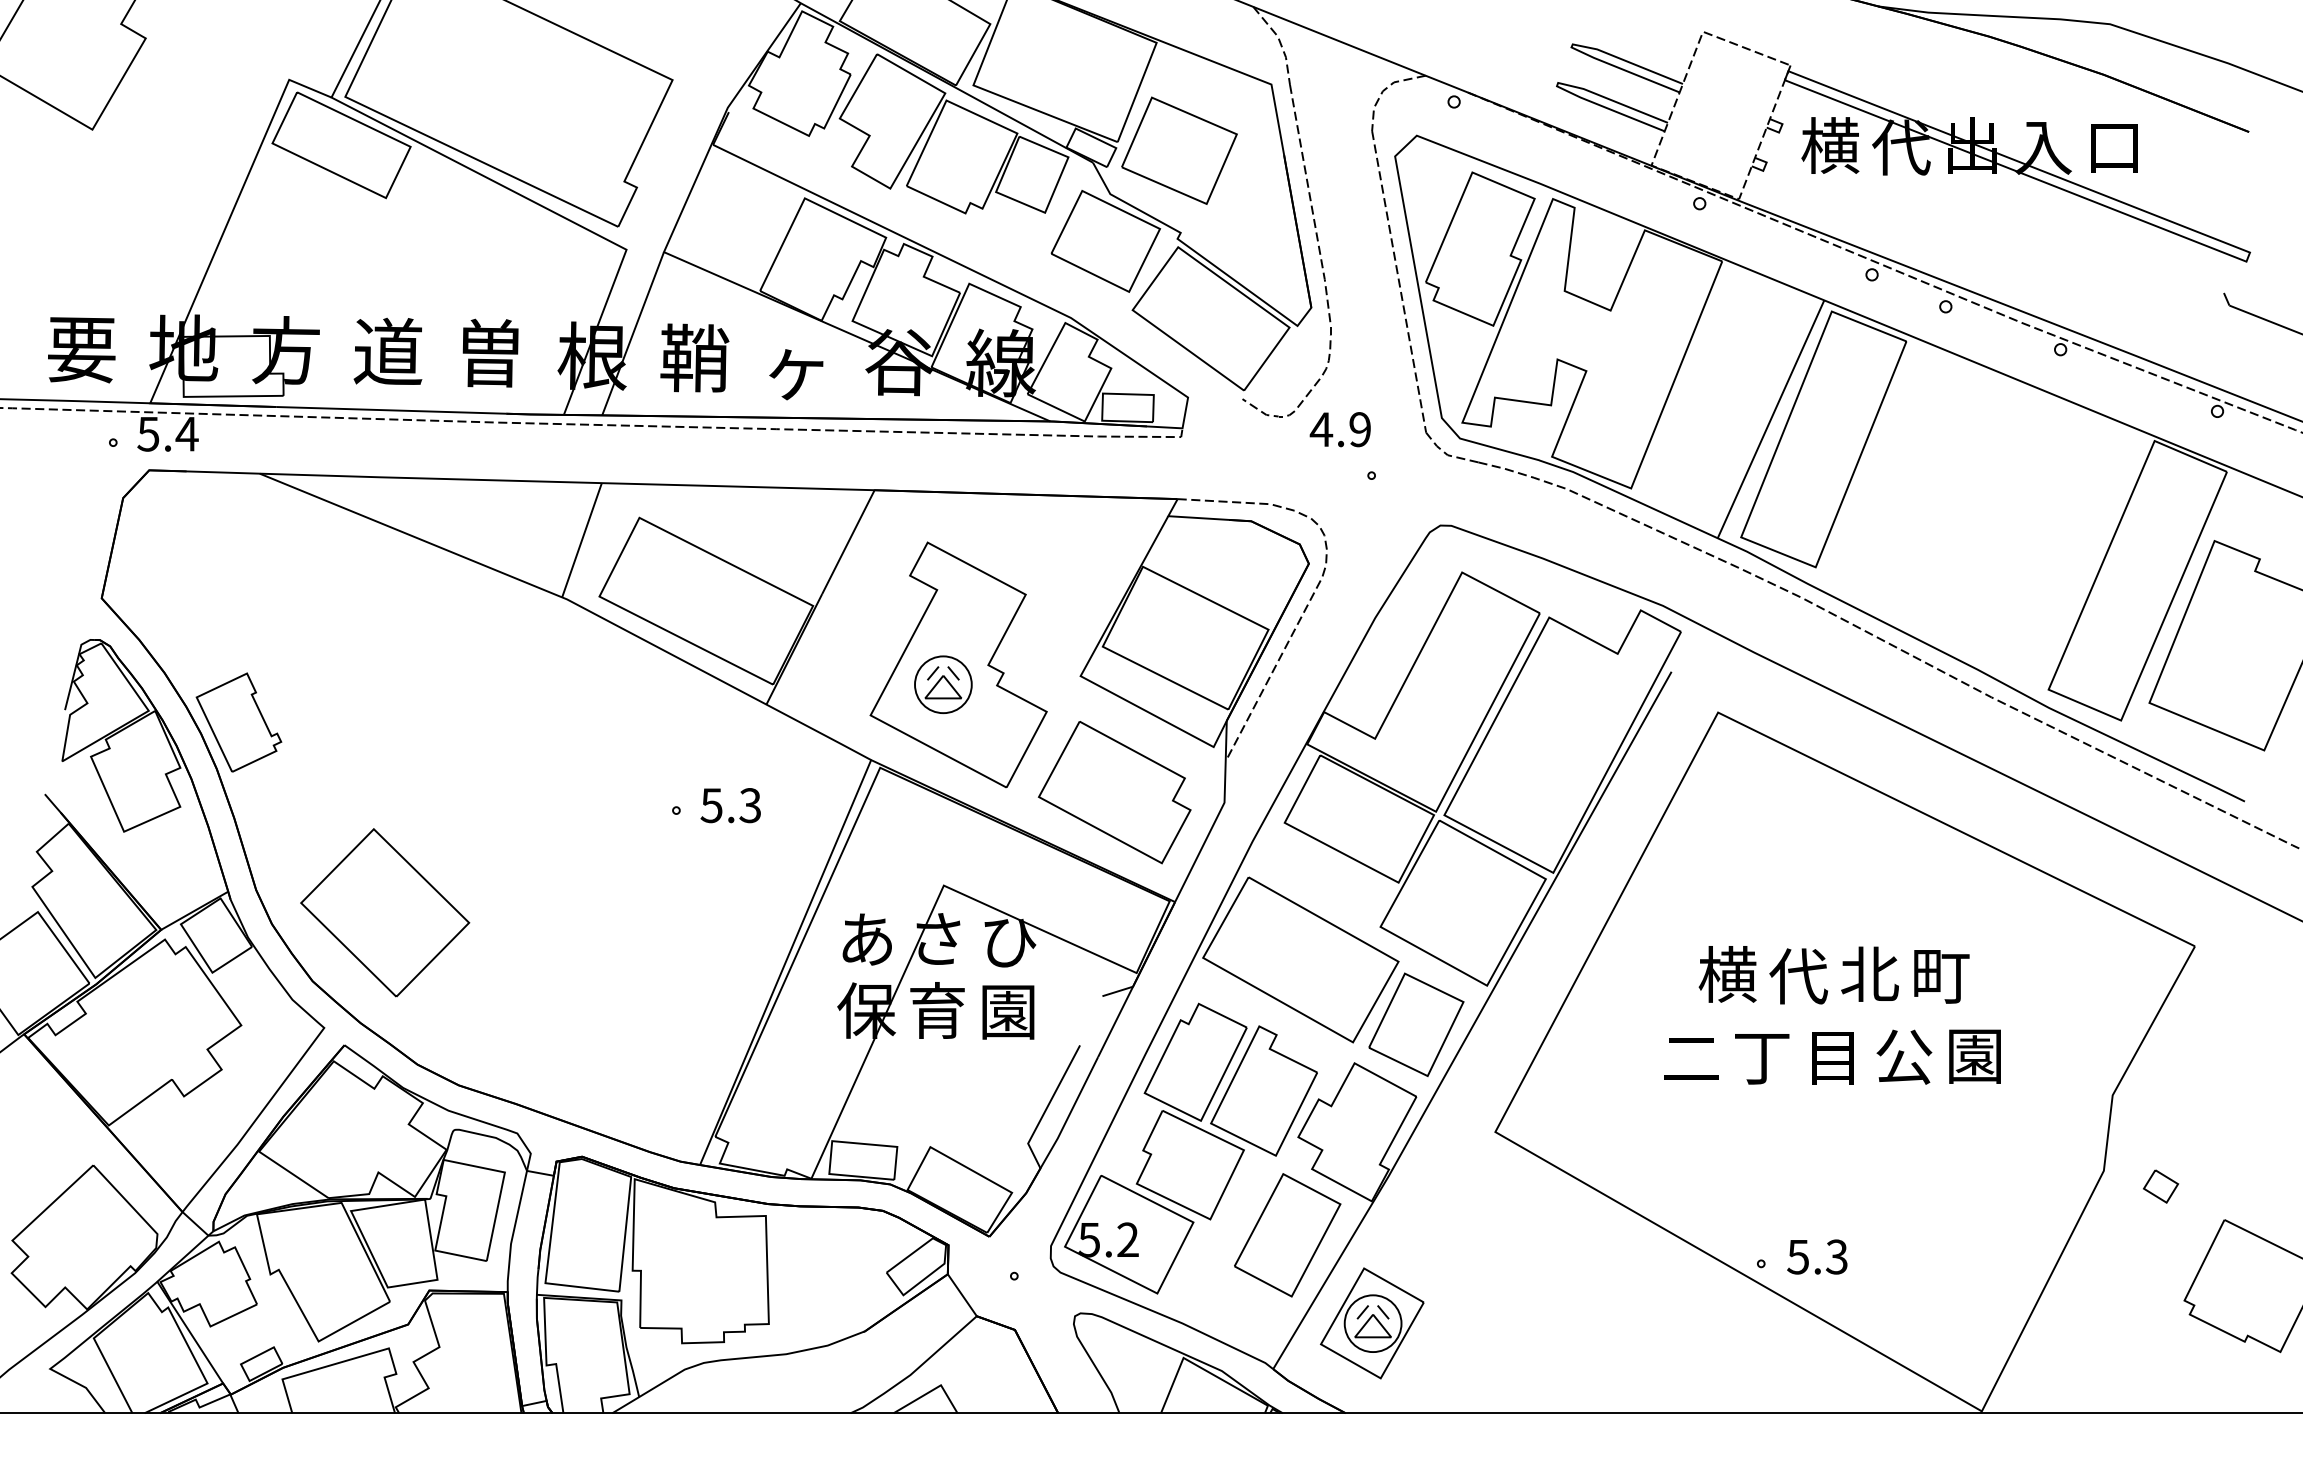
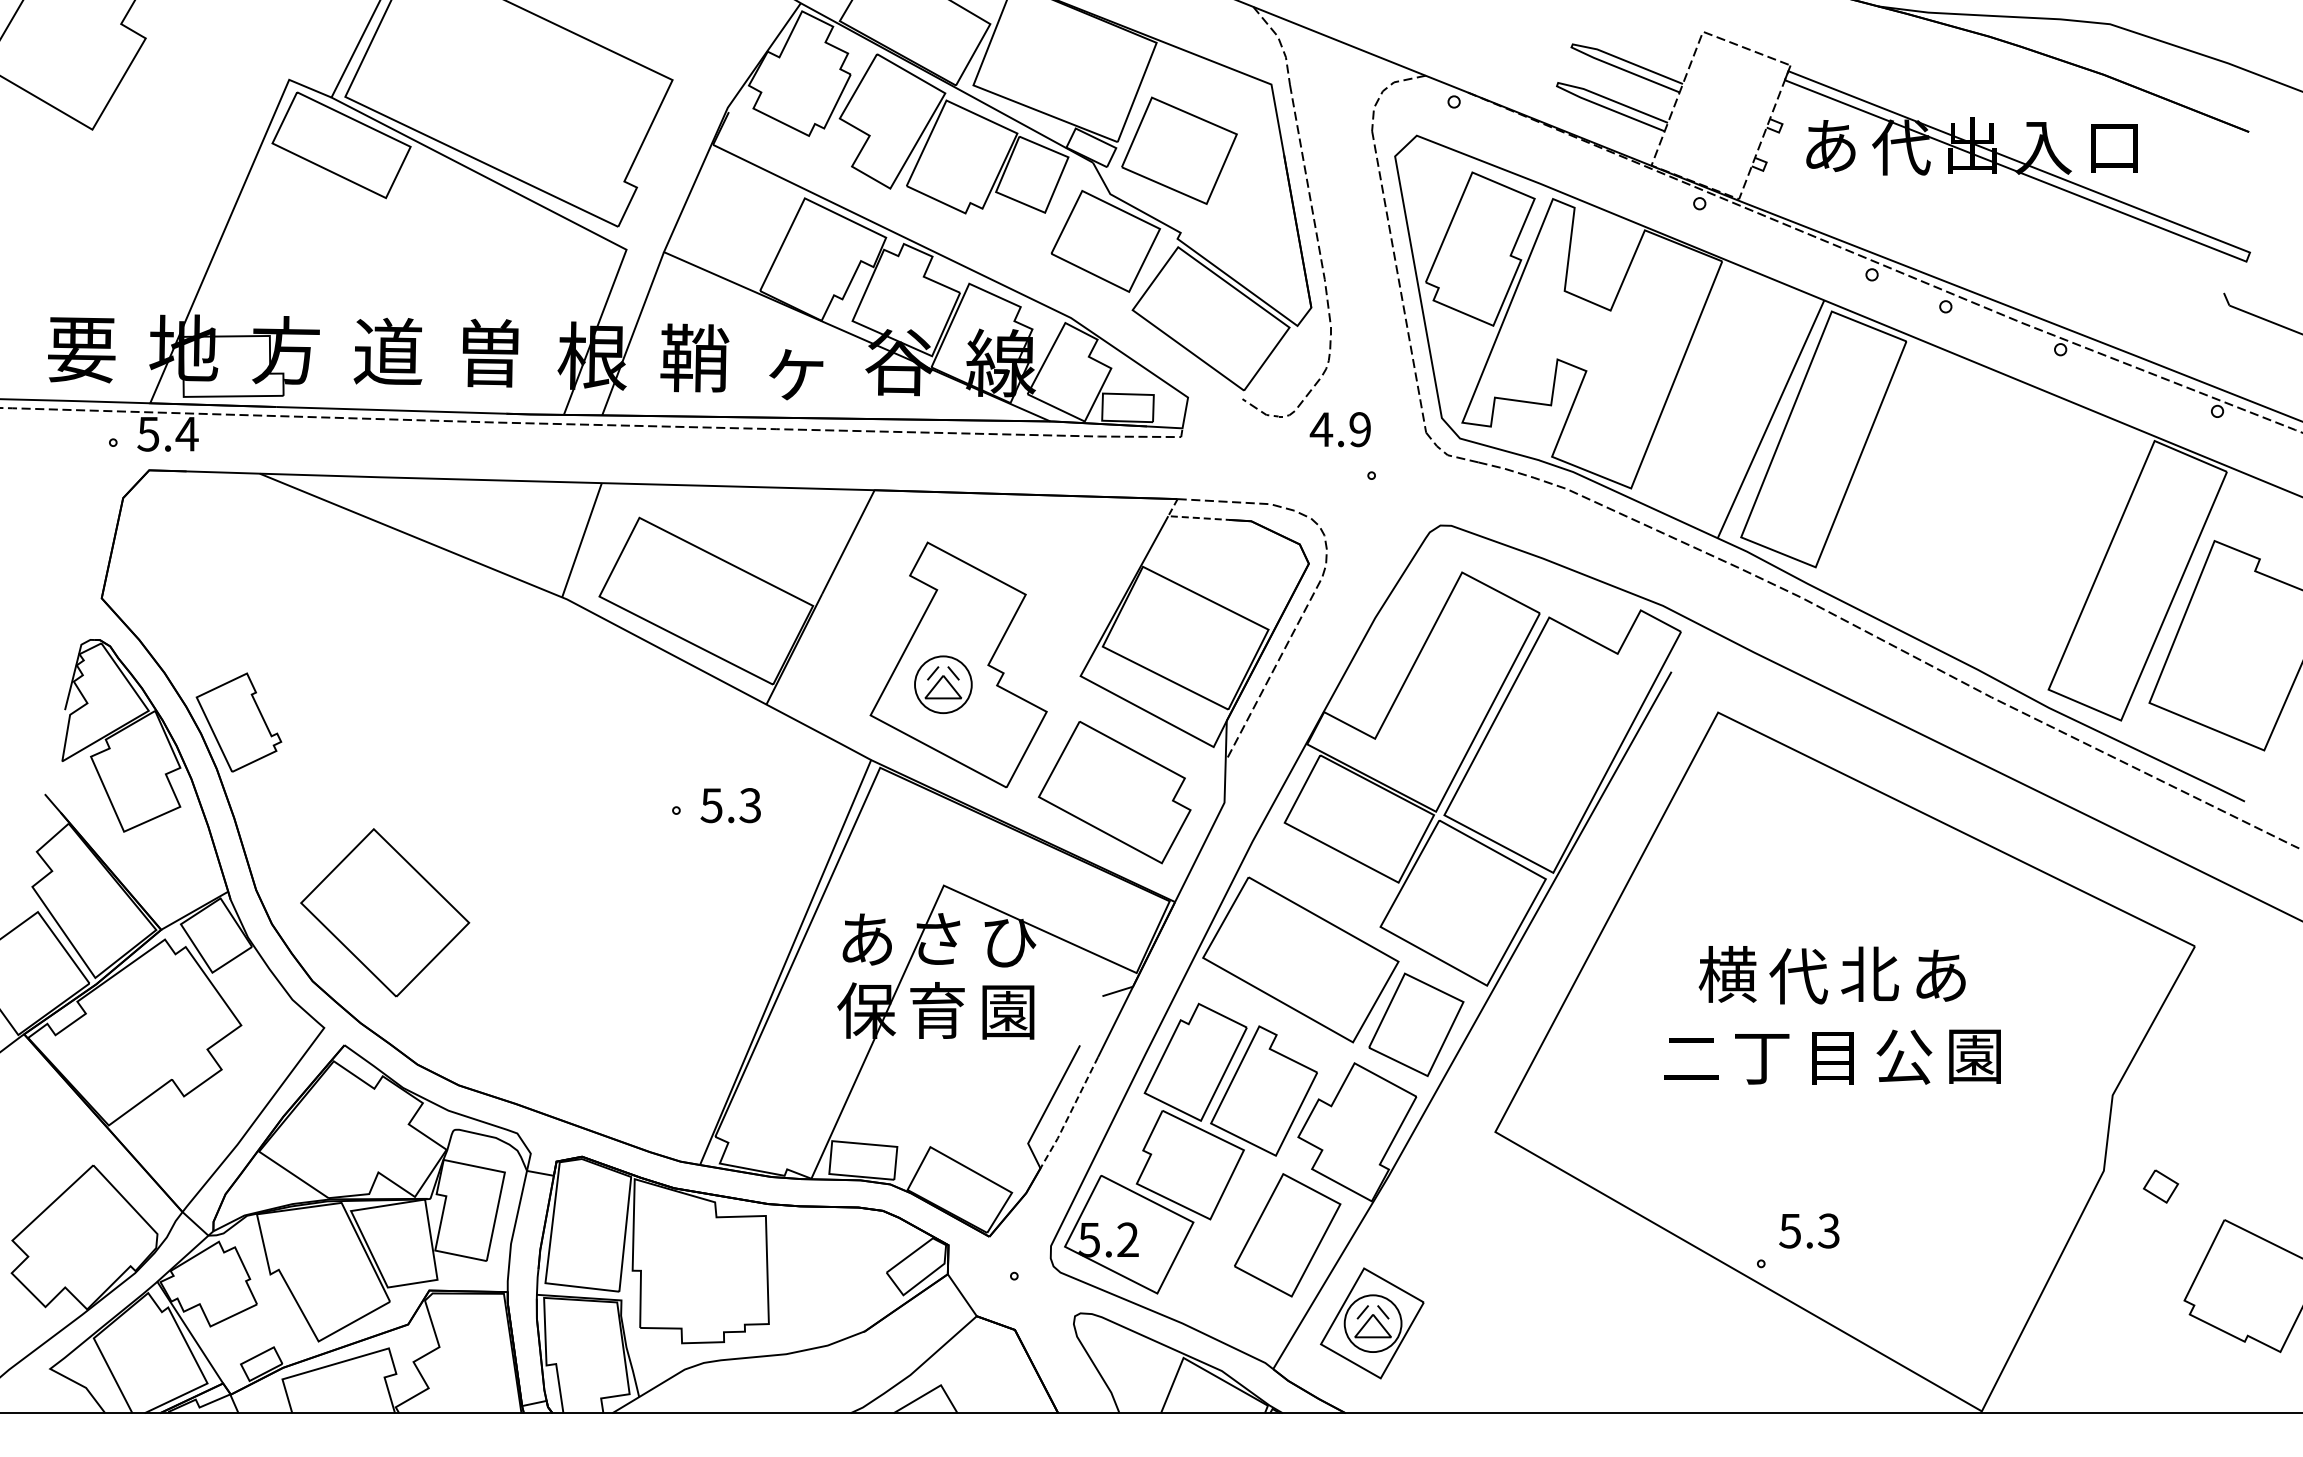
text: 横 -> あ (1830, 145)
line: solid -> dashed (1188, 517)
text: 町 -> あ (1941, 976)
line: solid -> dashed (1069, 1114)
text position: (1817, 1256) -> (1809, 1230) (1809, 1230)
